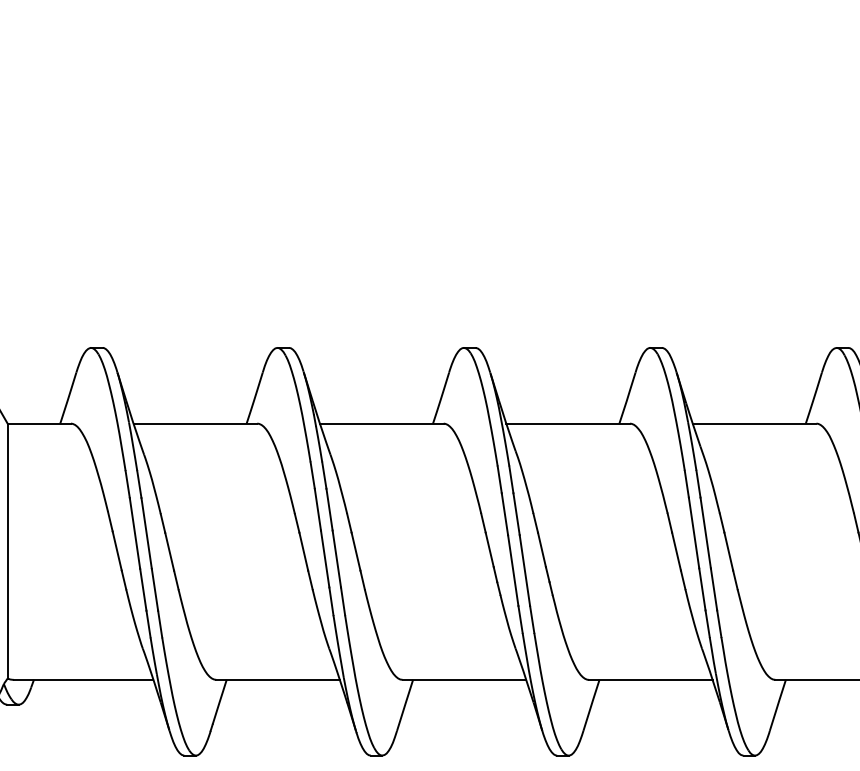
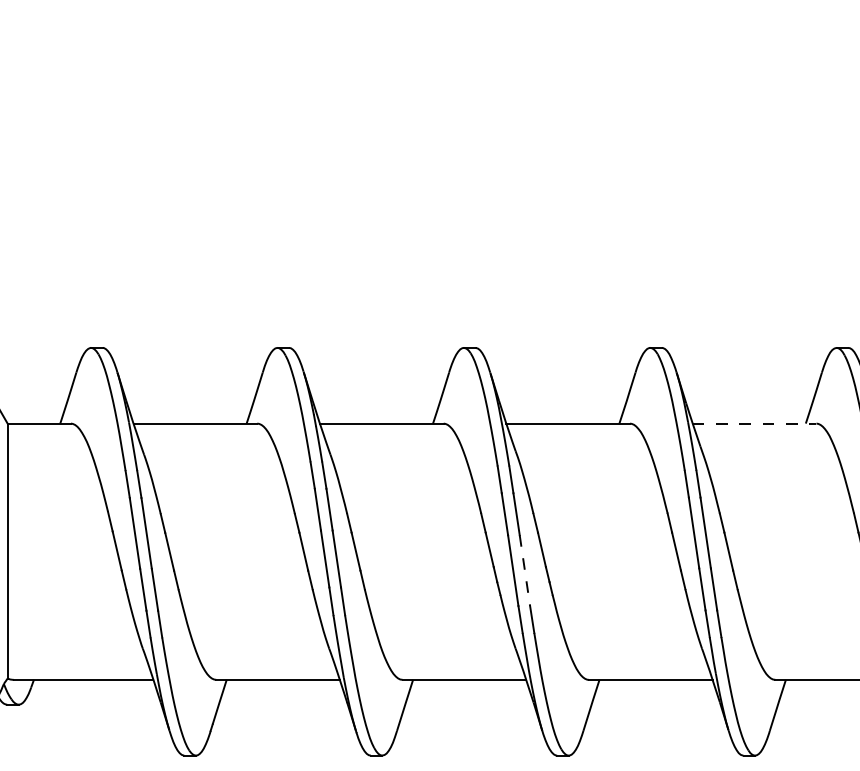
line: solid -> dashed (754, 423)
line: solid -> dashed (524, 570)
